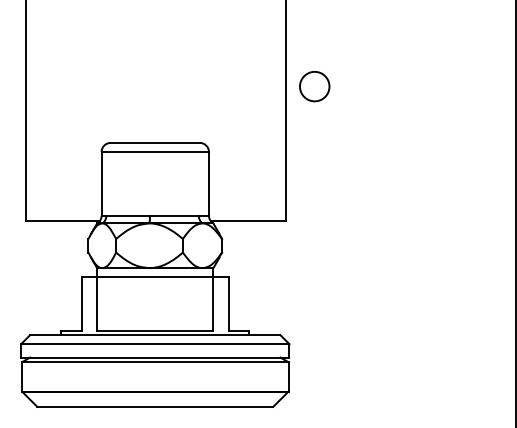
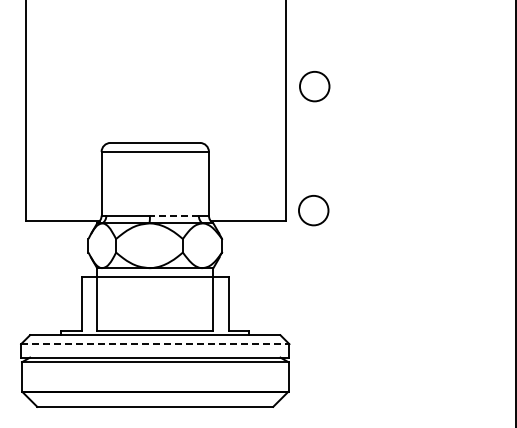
circle: none -> present (313, 210)
line: solid -> dashed (173, 215)
line: solid -> dashed (155, 344)
